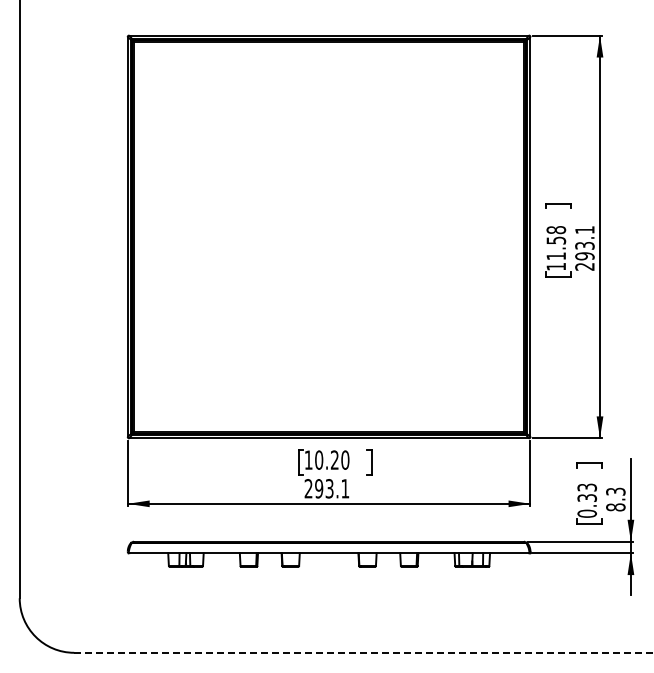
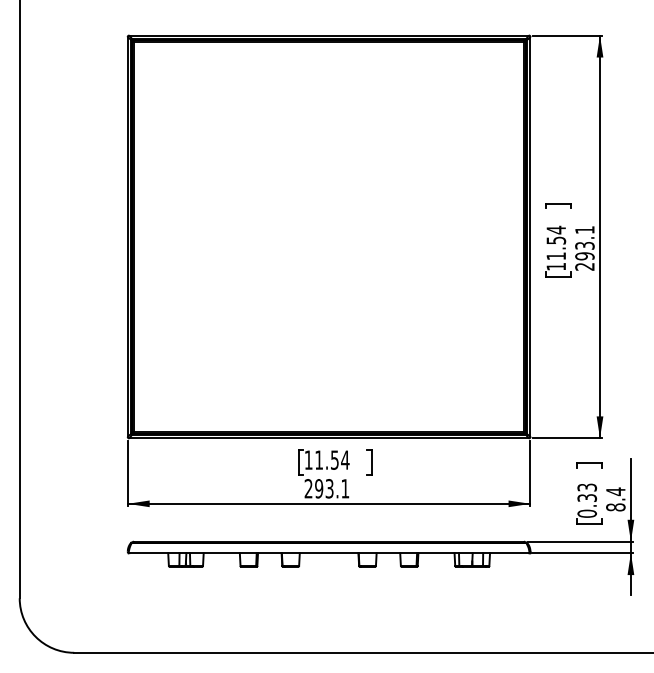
text: 11.58 -> 11.54 (556, 229)
text: 10.20 -> 11.54 (332, 459)
text: 8.3 -> 8.4 (615, 491)
line: dashed -> solid (364, 652)
